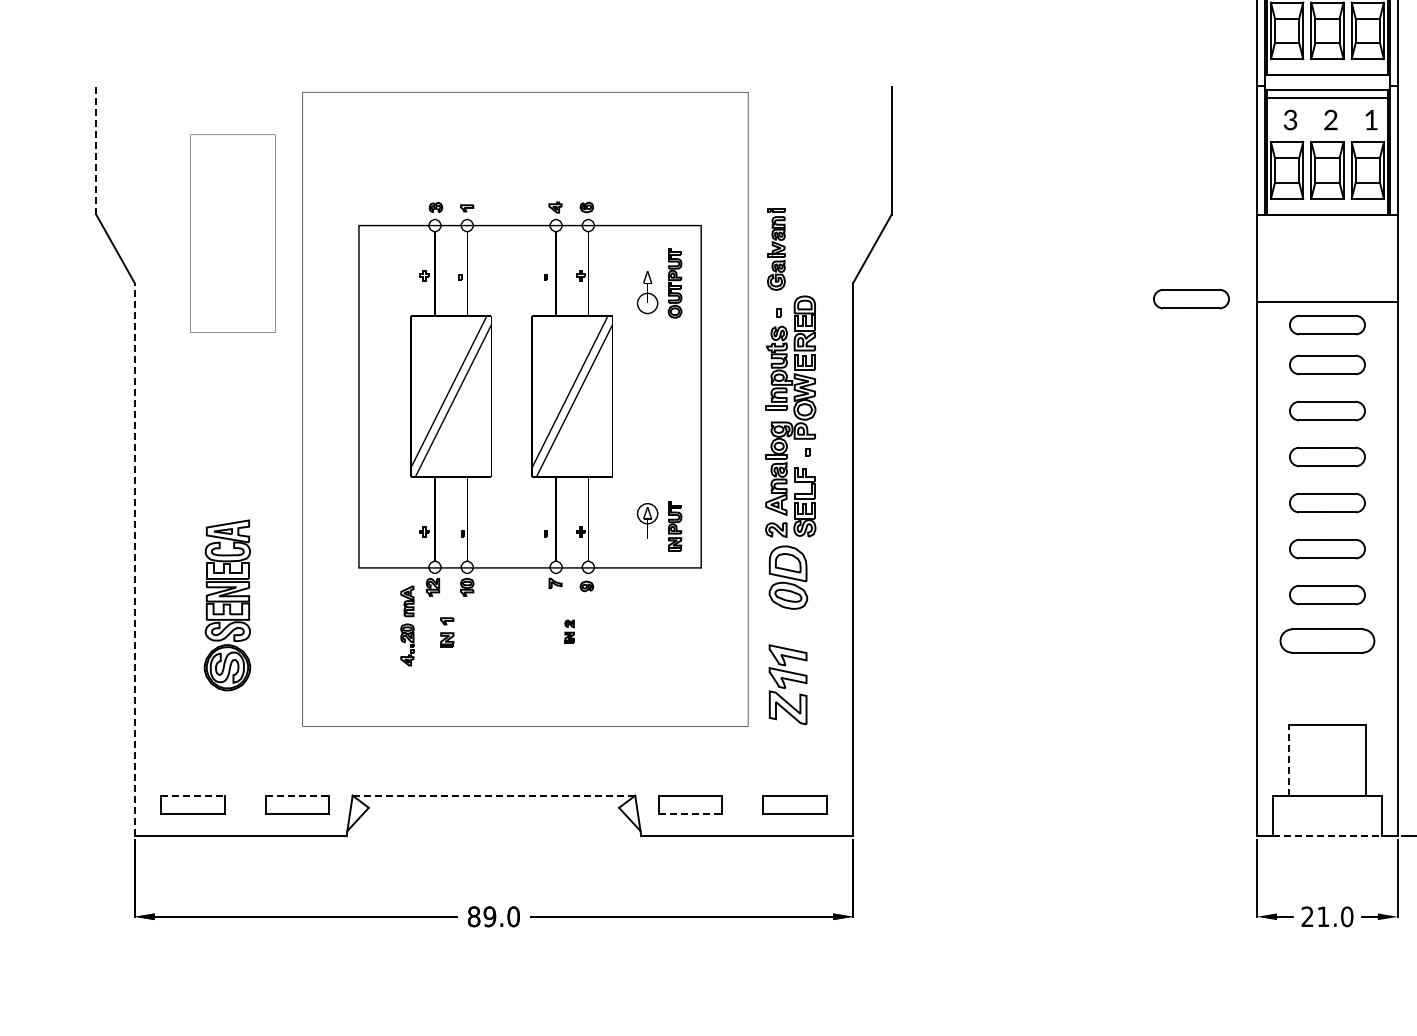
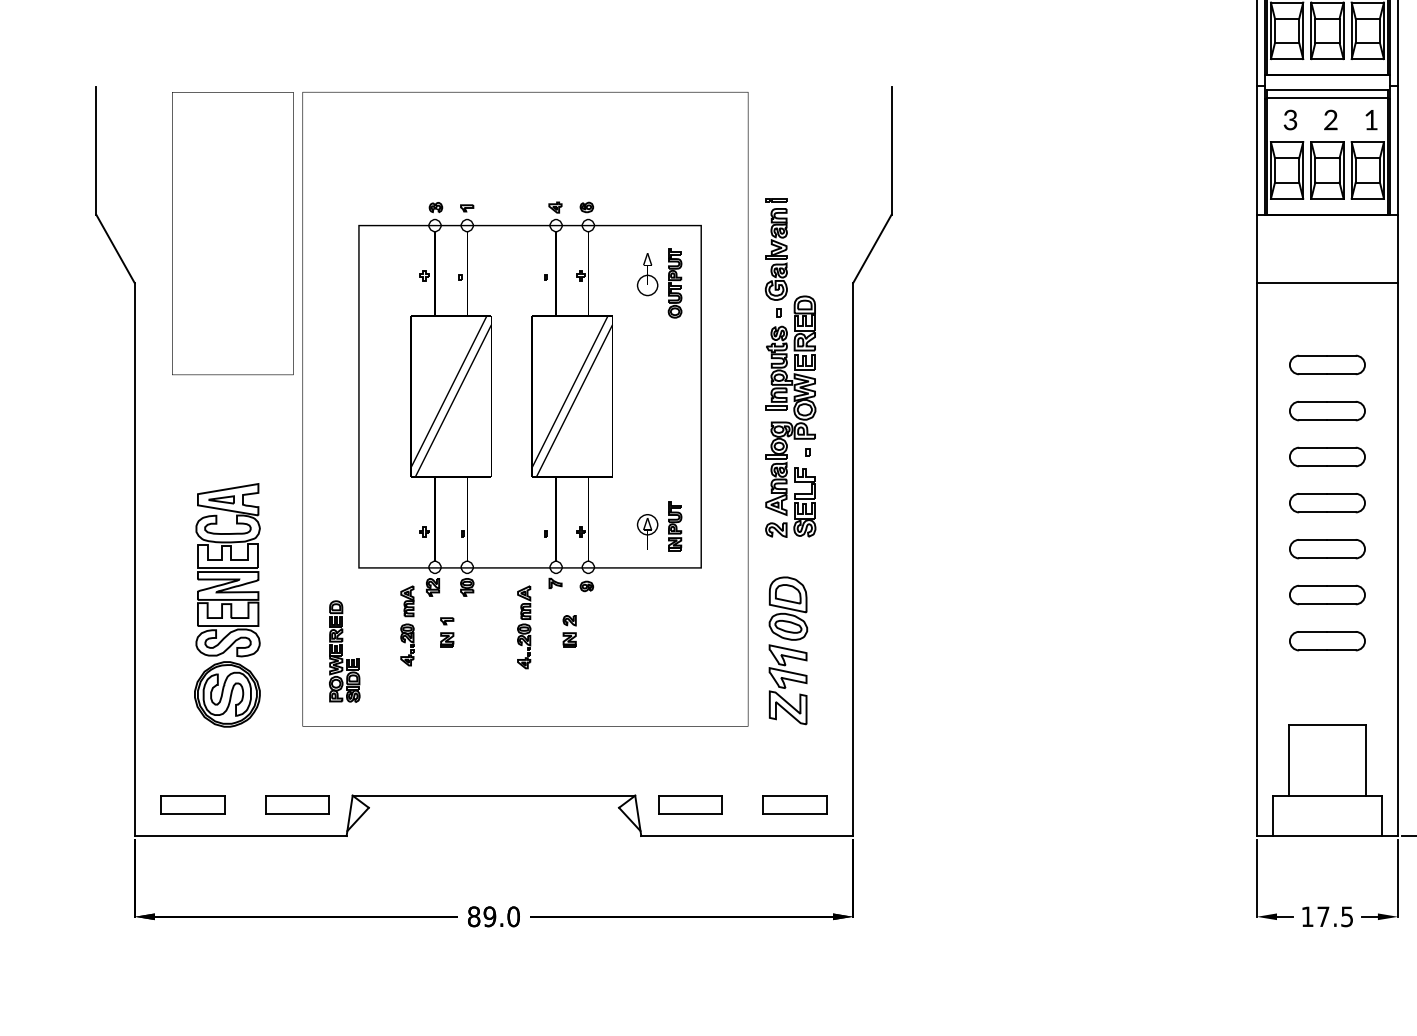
line: dashed -> solid (96, 150)
part size: 86x199 px -> 122x284 px (232, 233)
part size: 19x83 px -> 23x103 px (776, 249)
part position: (647, 292) -> (647, 274) (647, 274)
part: present -> none (1191, 299)
line position: (1327, 302) -> (1327, 283) (1327, 283)
part: present -> none (1327, 325)
part position: (647, 520) -> (647, 531) (647, 531)
line: dashed -> solid (134, 559)
part position: (788, 577) -> (788, 608) (788, 608)
part size: 49x173 px -> 67x245 px (227, 605)
part: none -> present (524, 627)
part size: 11x25 px -> 15x33 px (569, 631)
part size: 97x26 px -> 77x21 px (1327, 641)
part: none -> present (344, 651)
line: dashed -> solid (1289, 760)
line: dashed -> solid (193, 795)
line: dashed -> solid (297, 795)
line: dashed -> solid (494, 795)
line: dashed -> solid (690, 814)
line: dashed -> solid (1327, 836)
text: 21.0 -> 17.5 (1327, 916)
